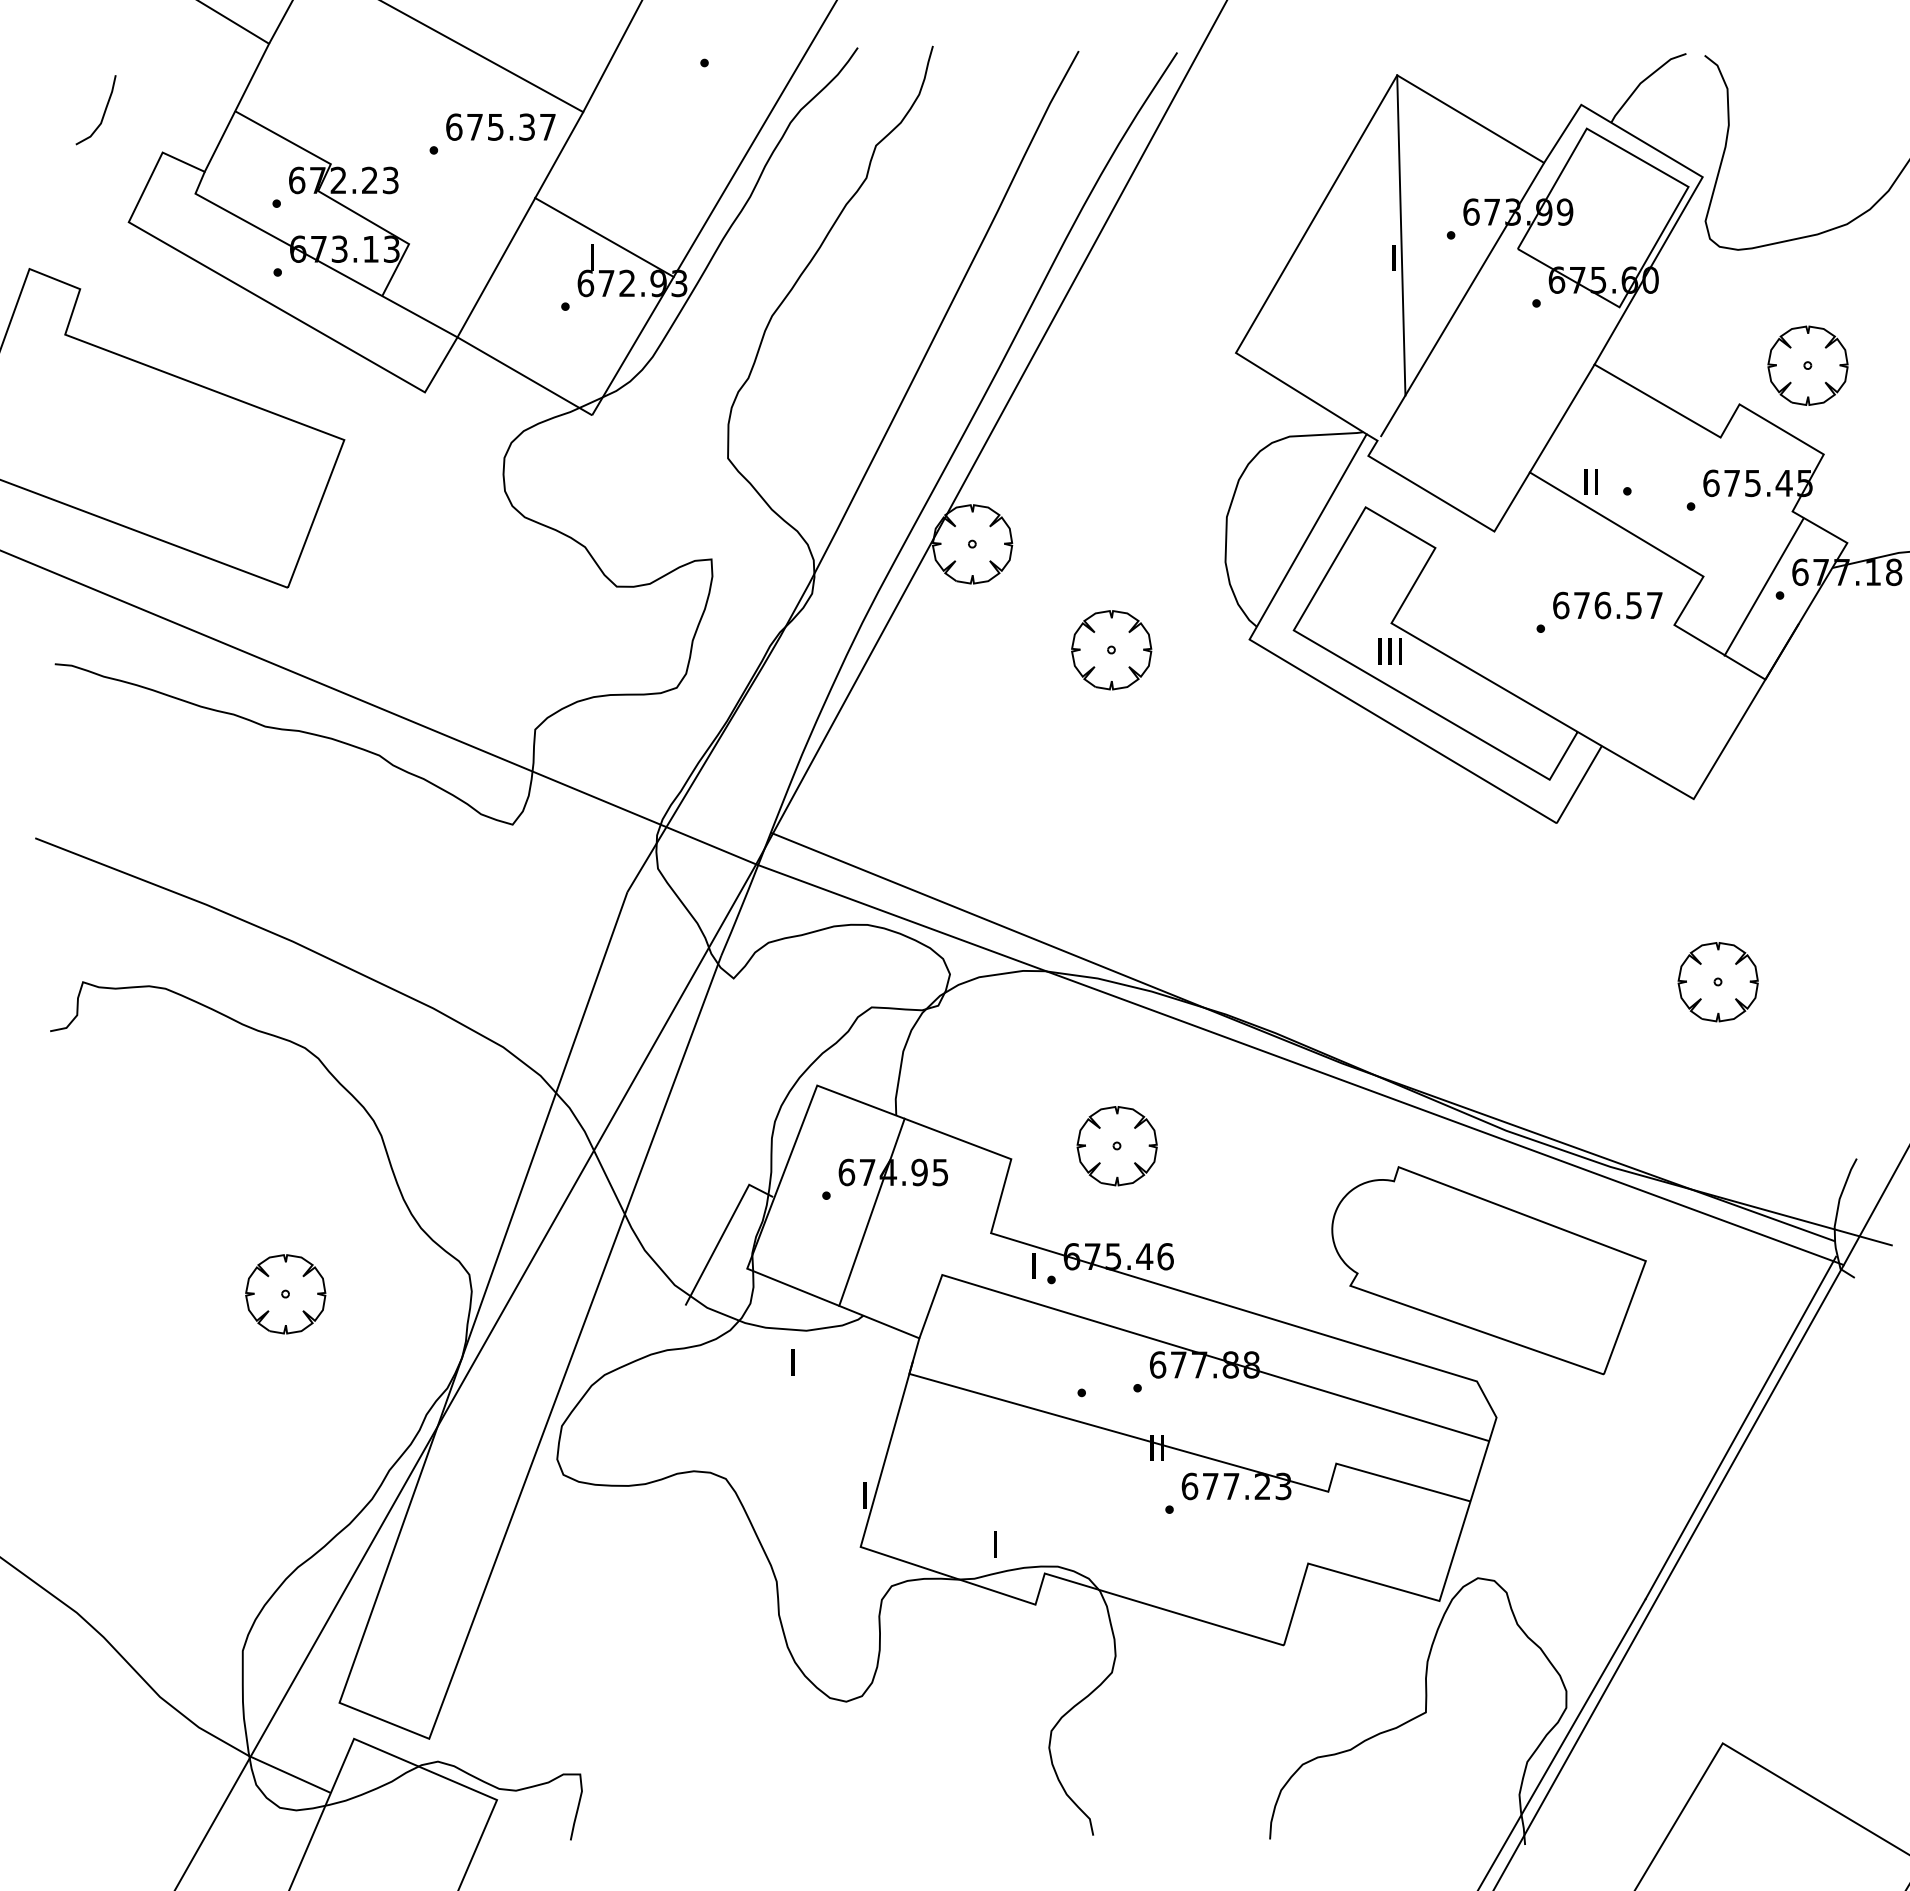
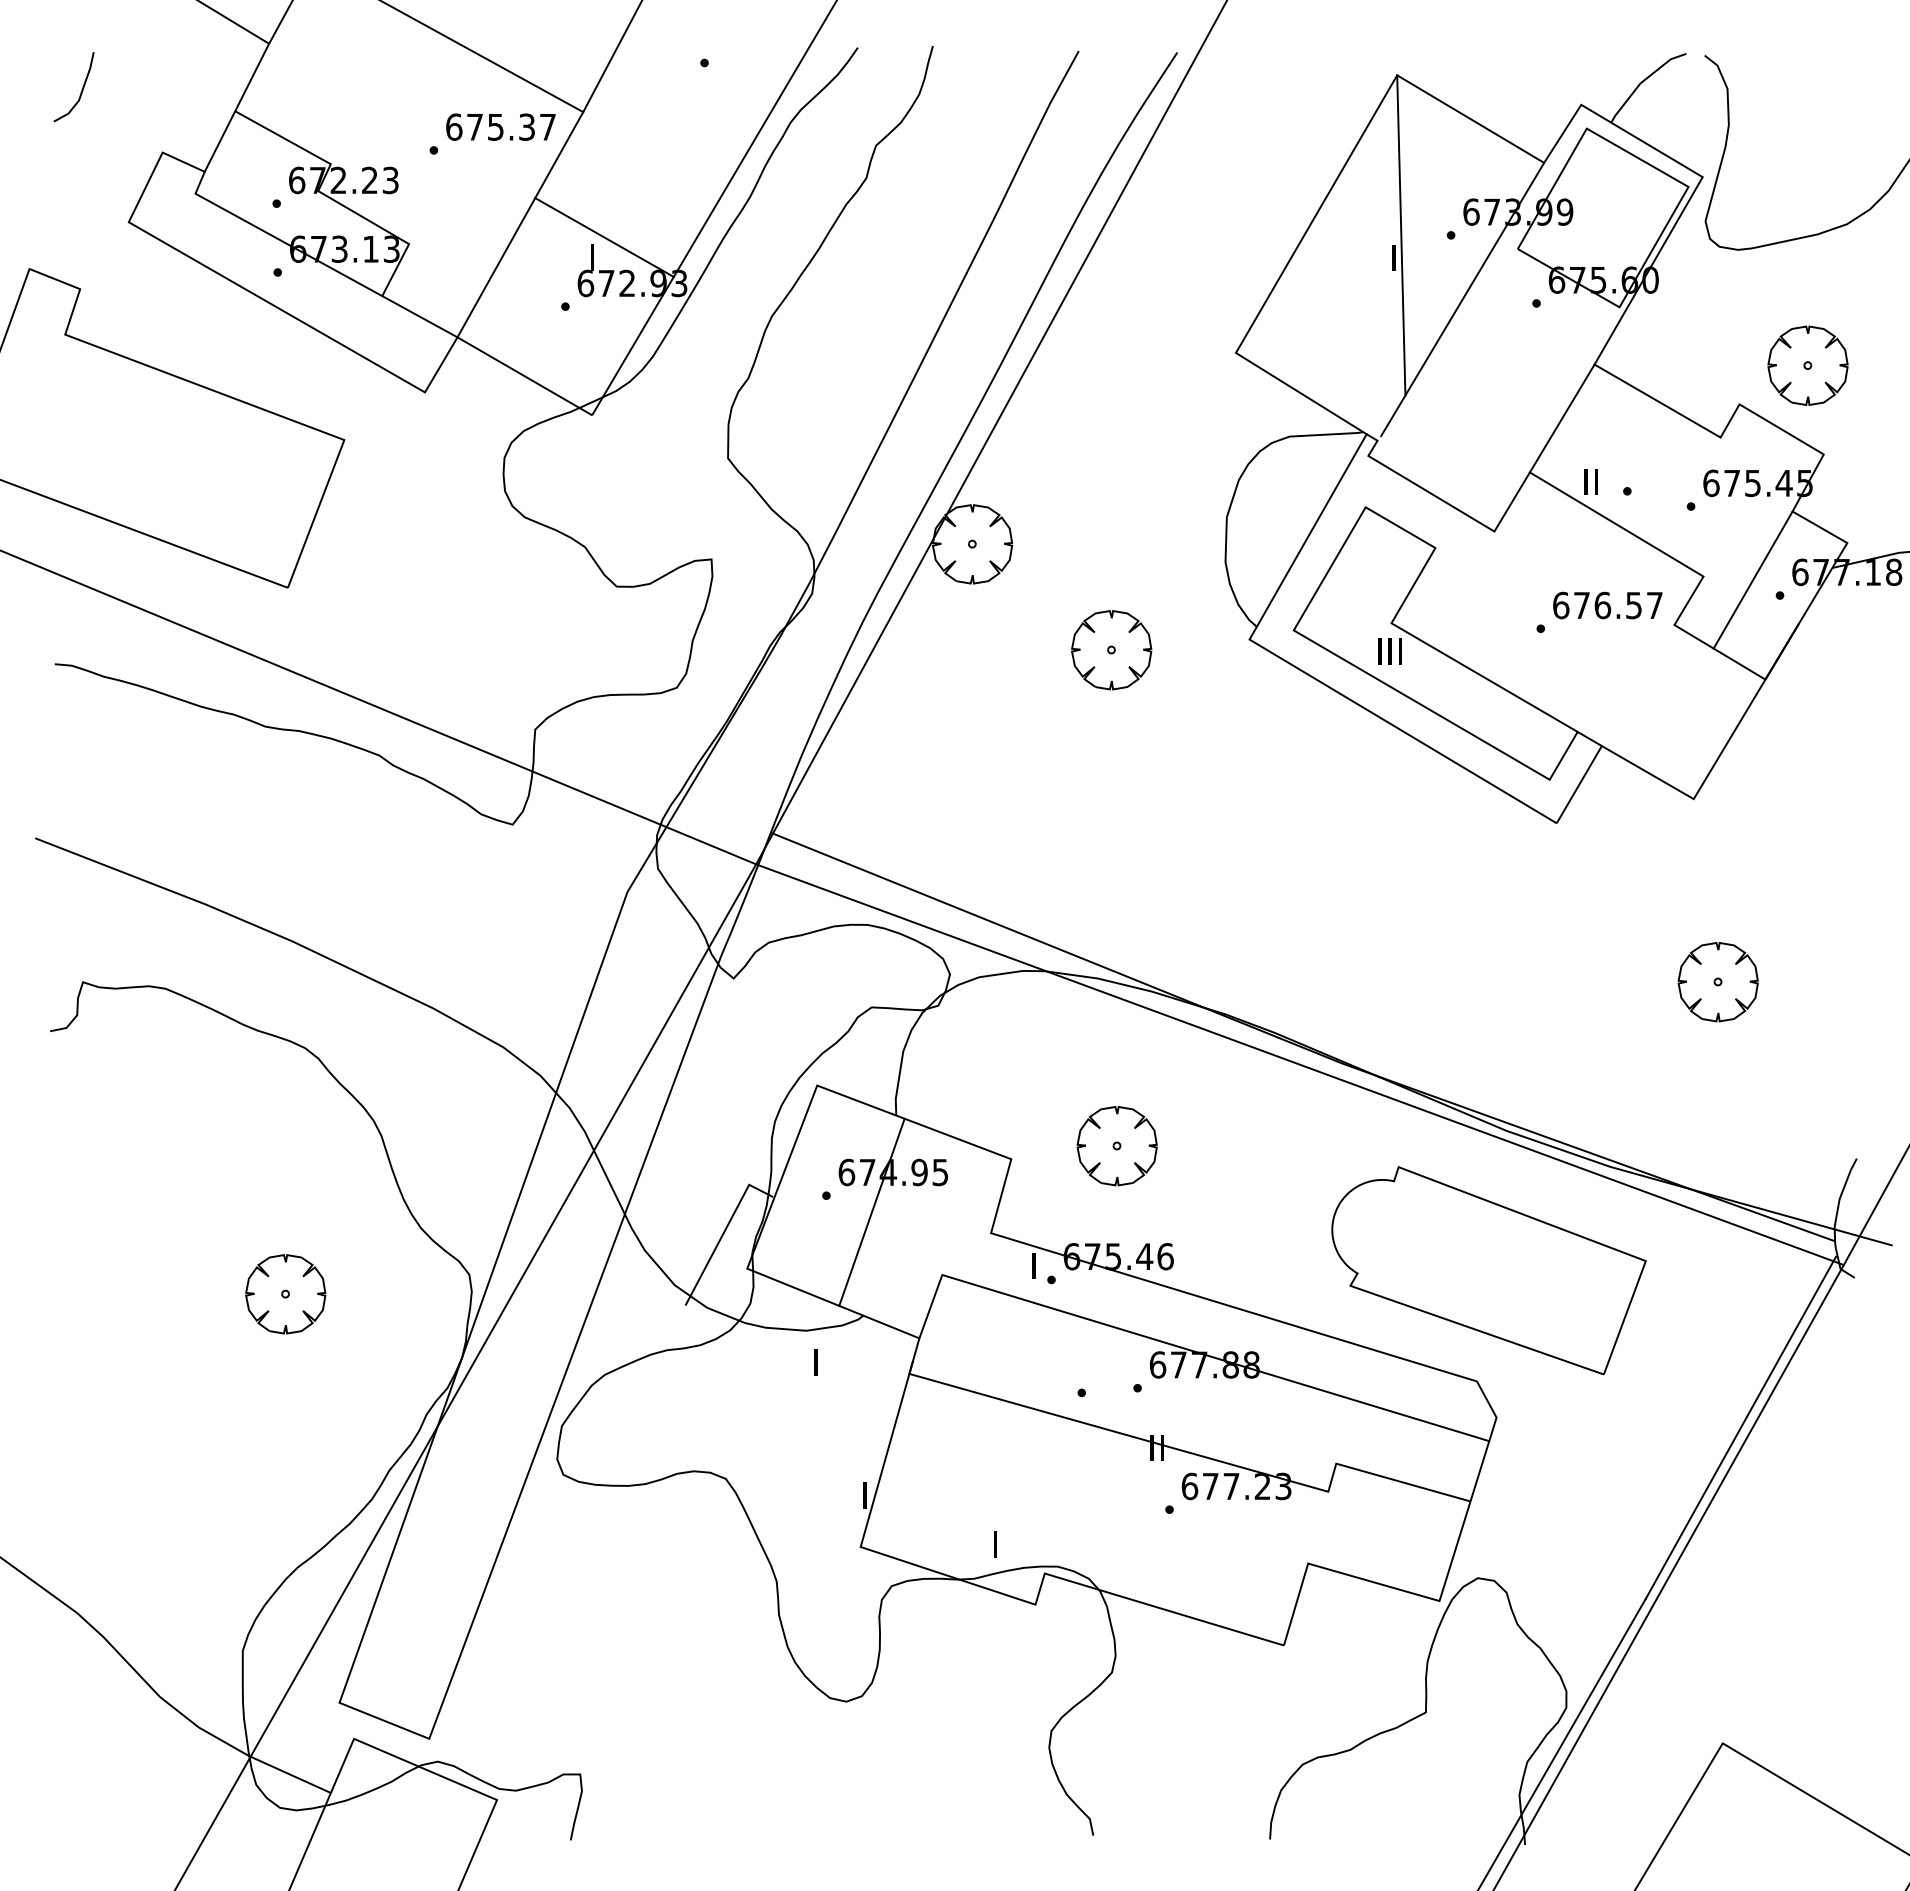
curve position: (103, 112) -> (81, 89) (81, 89)
line position: (1763, 586) -> (1752, 579) (1752, 579)
text position: (792, 1362) -> (815, 1362) (815, 1362)
